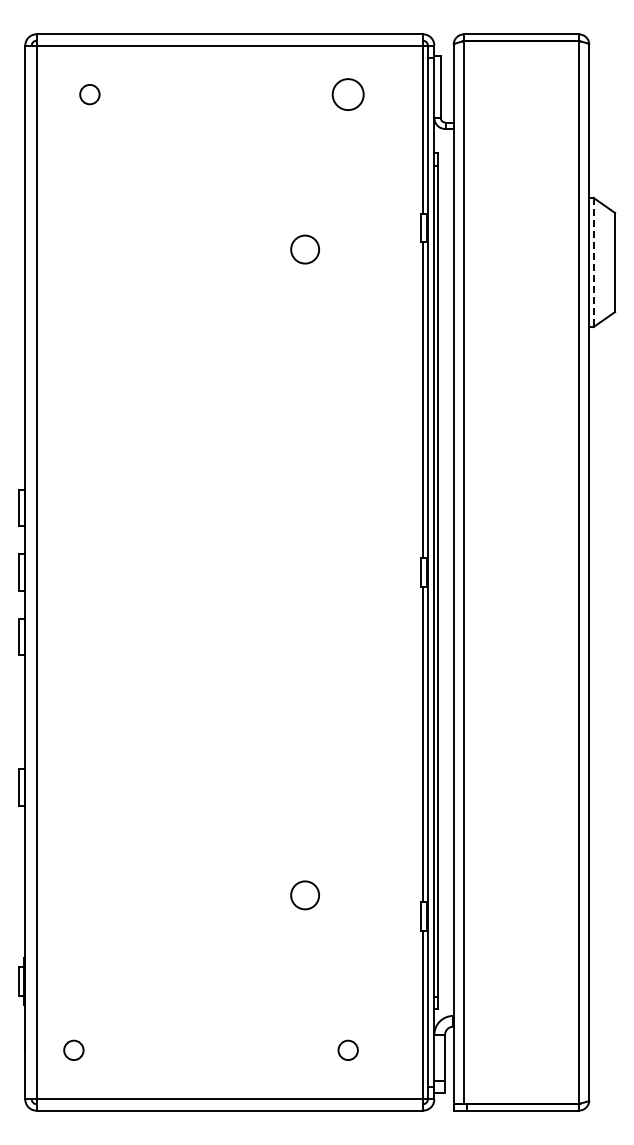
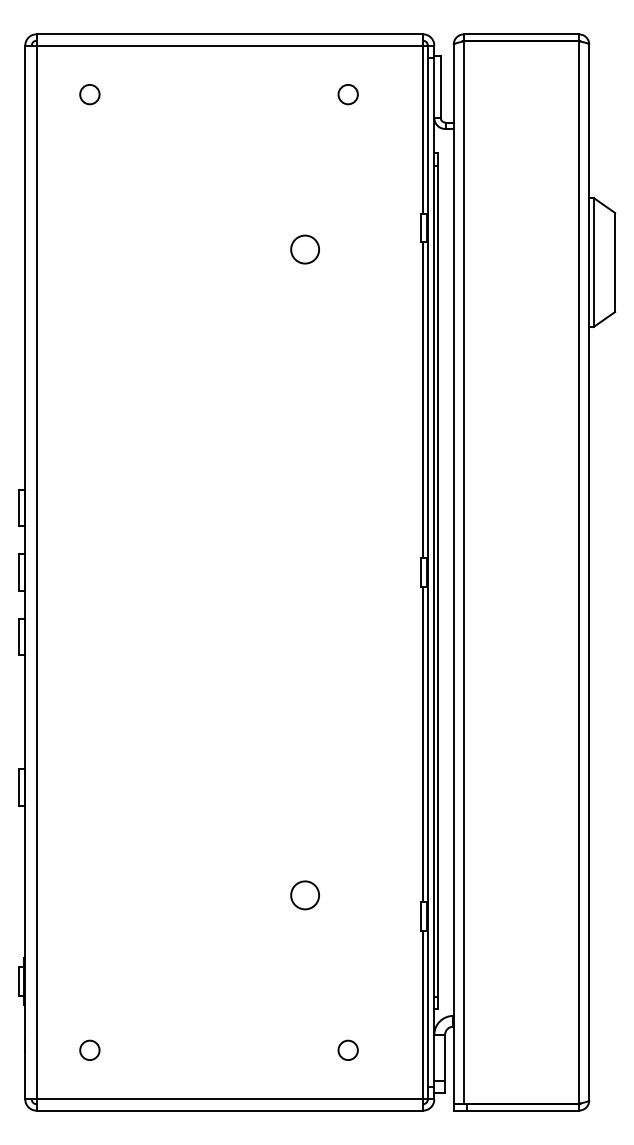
circle diameter: 31 px -> 19 px (347, 94)
line: dashed -> solid (593, 262)
circle position: (73, 1049) -> (89, 1049) (89, 1049)
